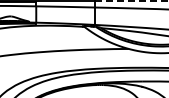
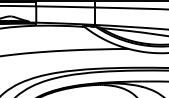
line: dashed -> solid (131, 0)
